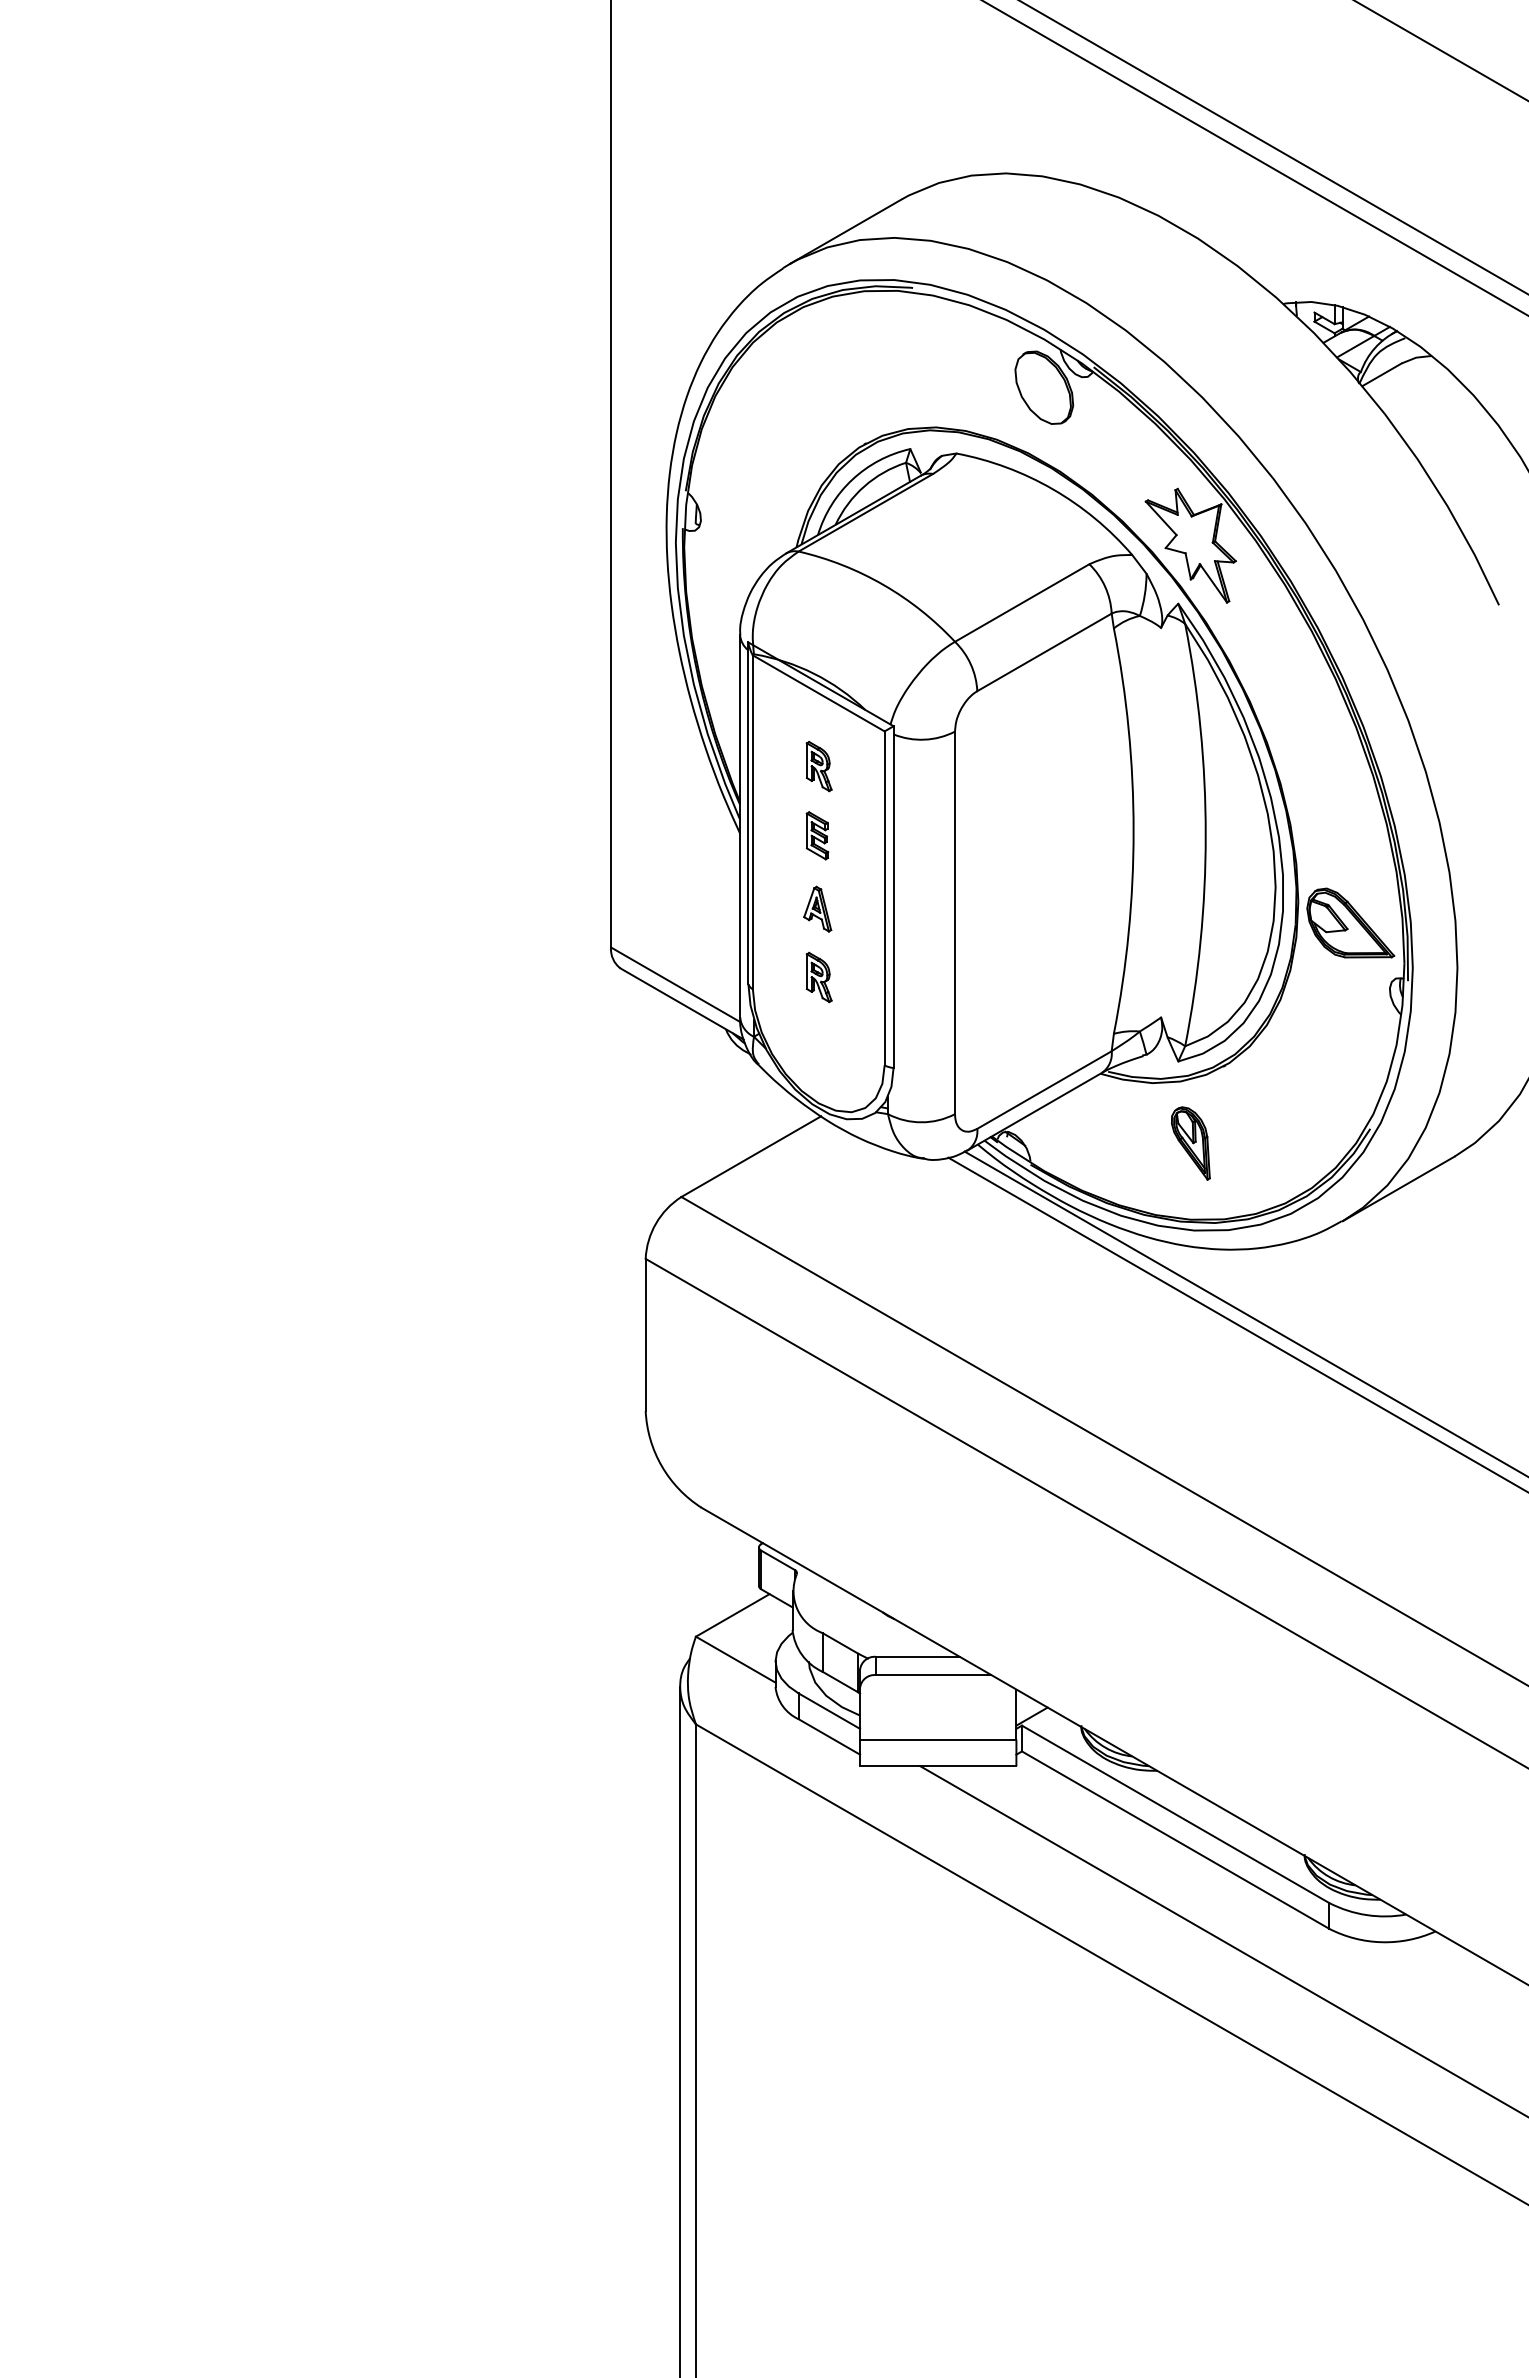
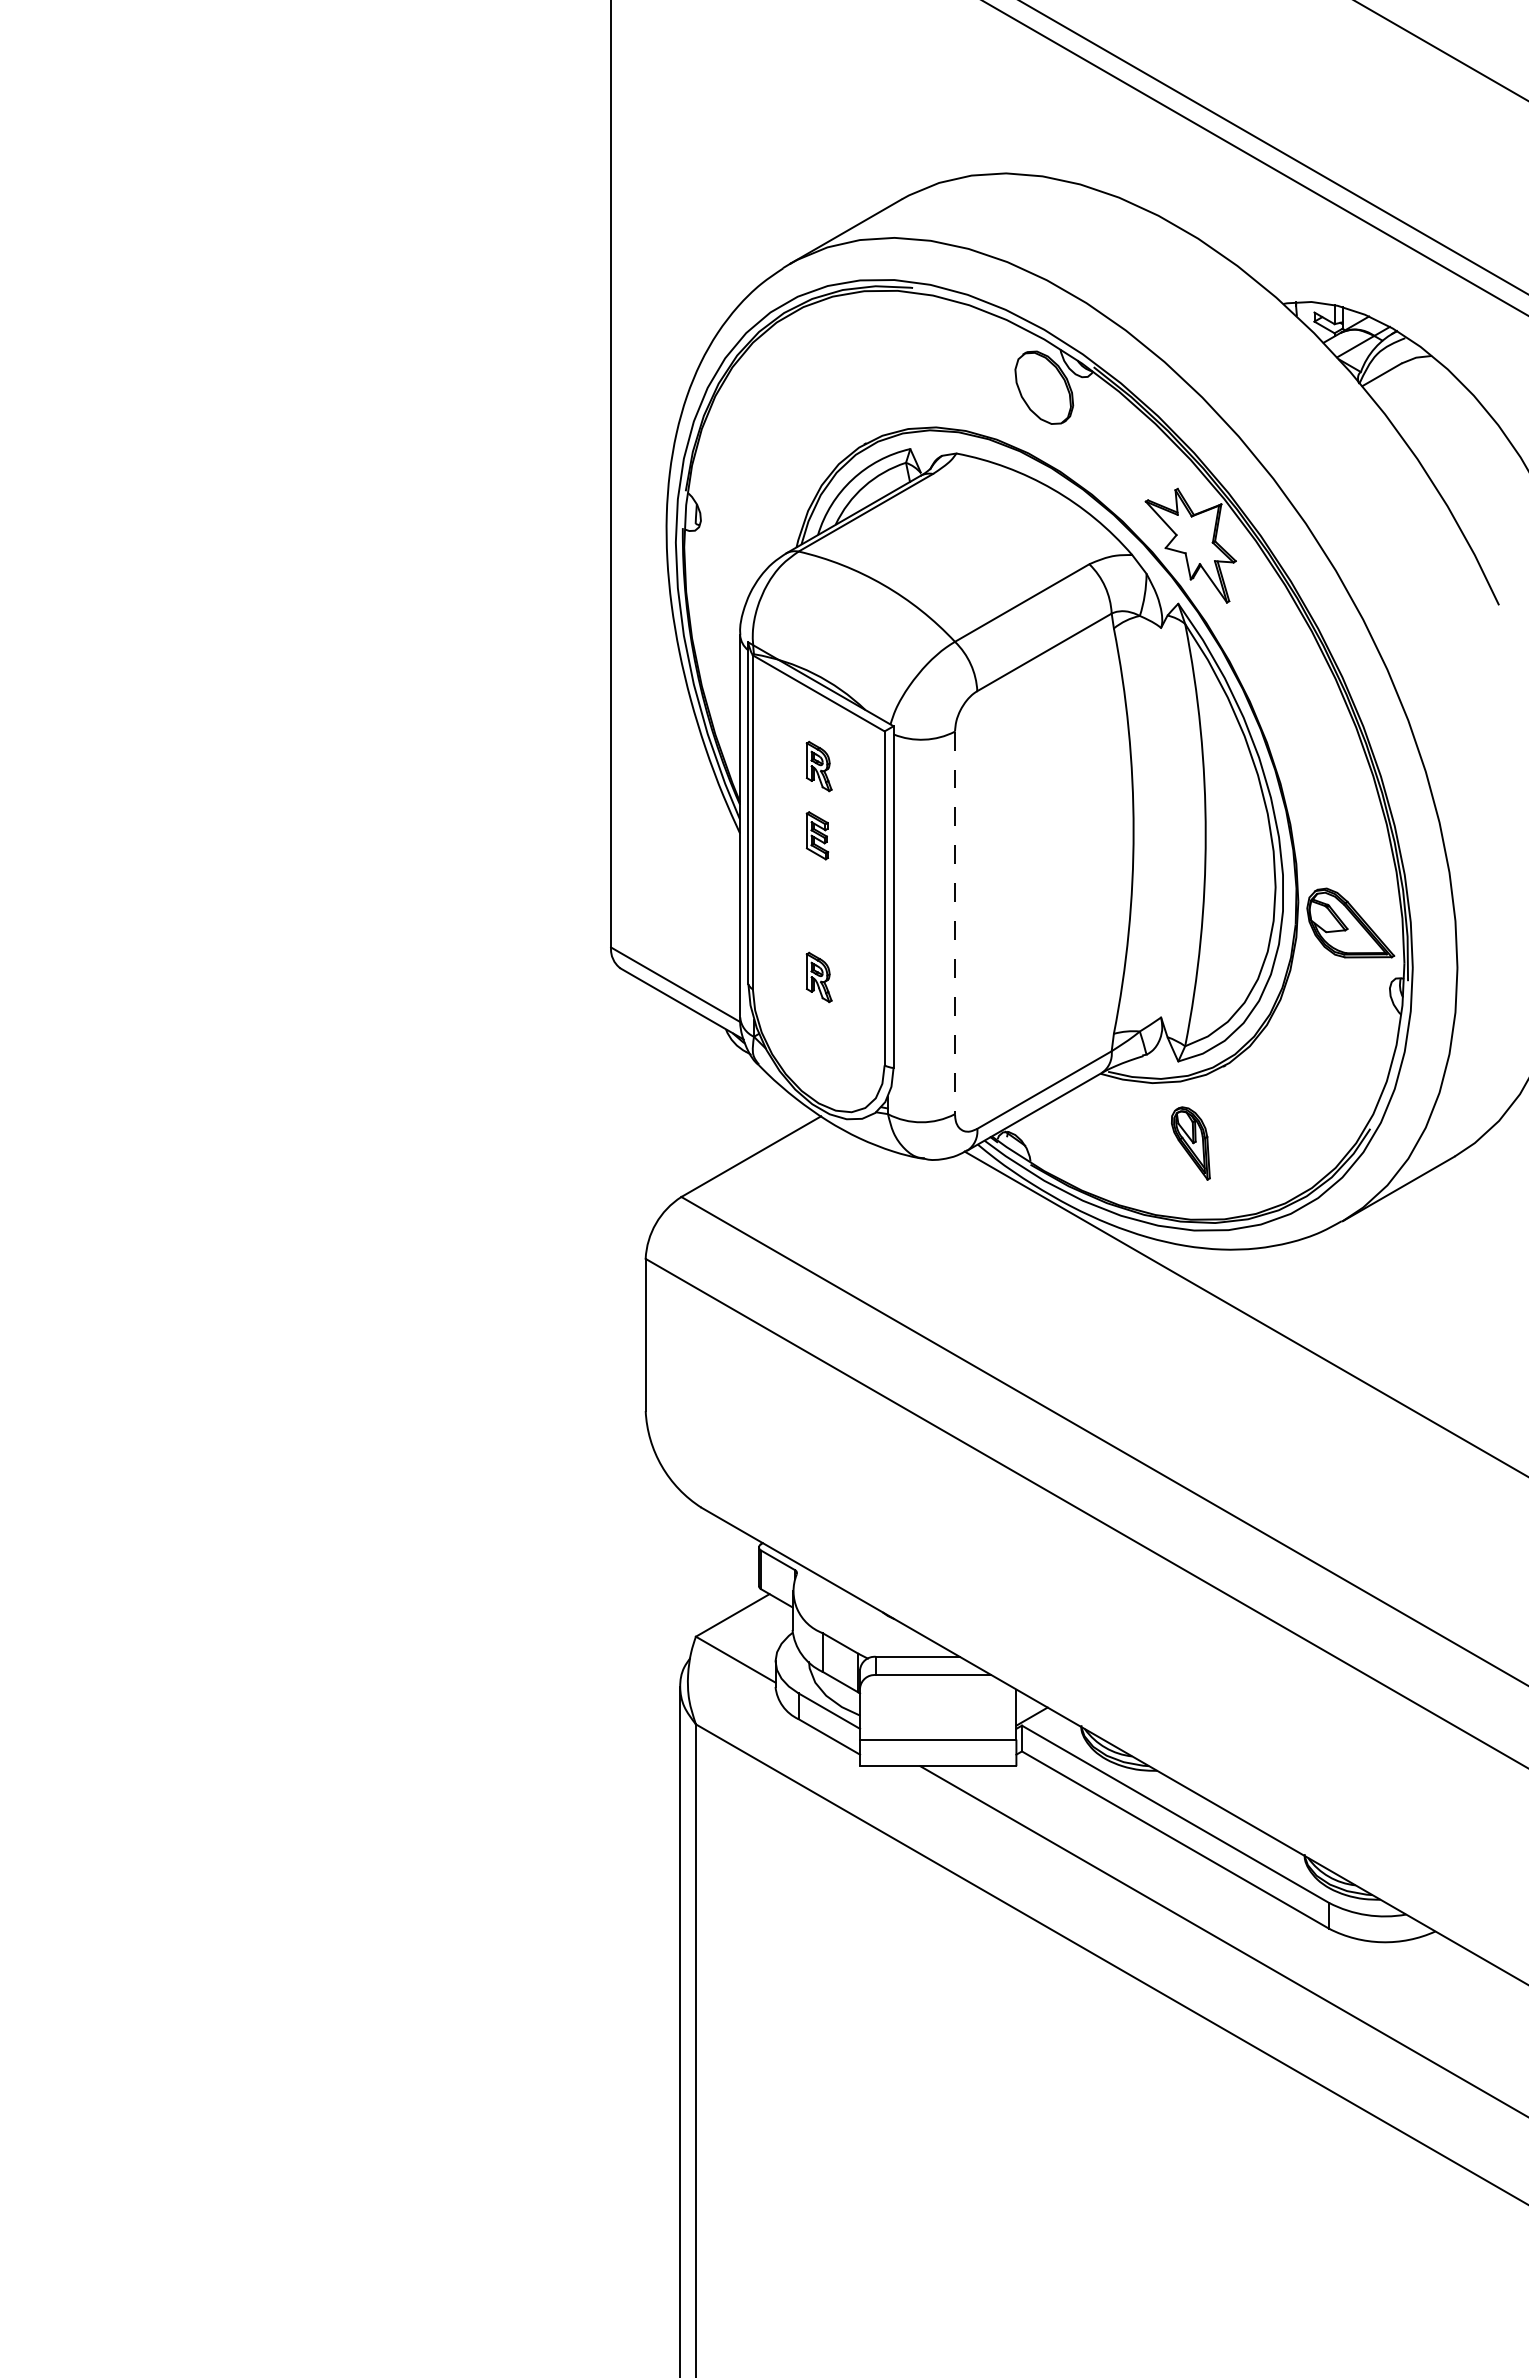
part: present -> none (817, 908)
line: solid -> dashed (955, 923)
line: present -> none (1236, 1323)
